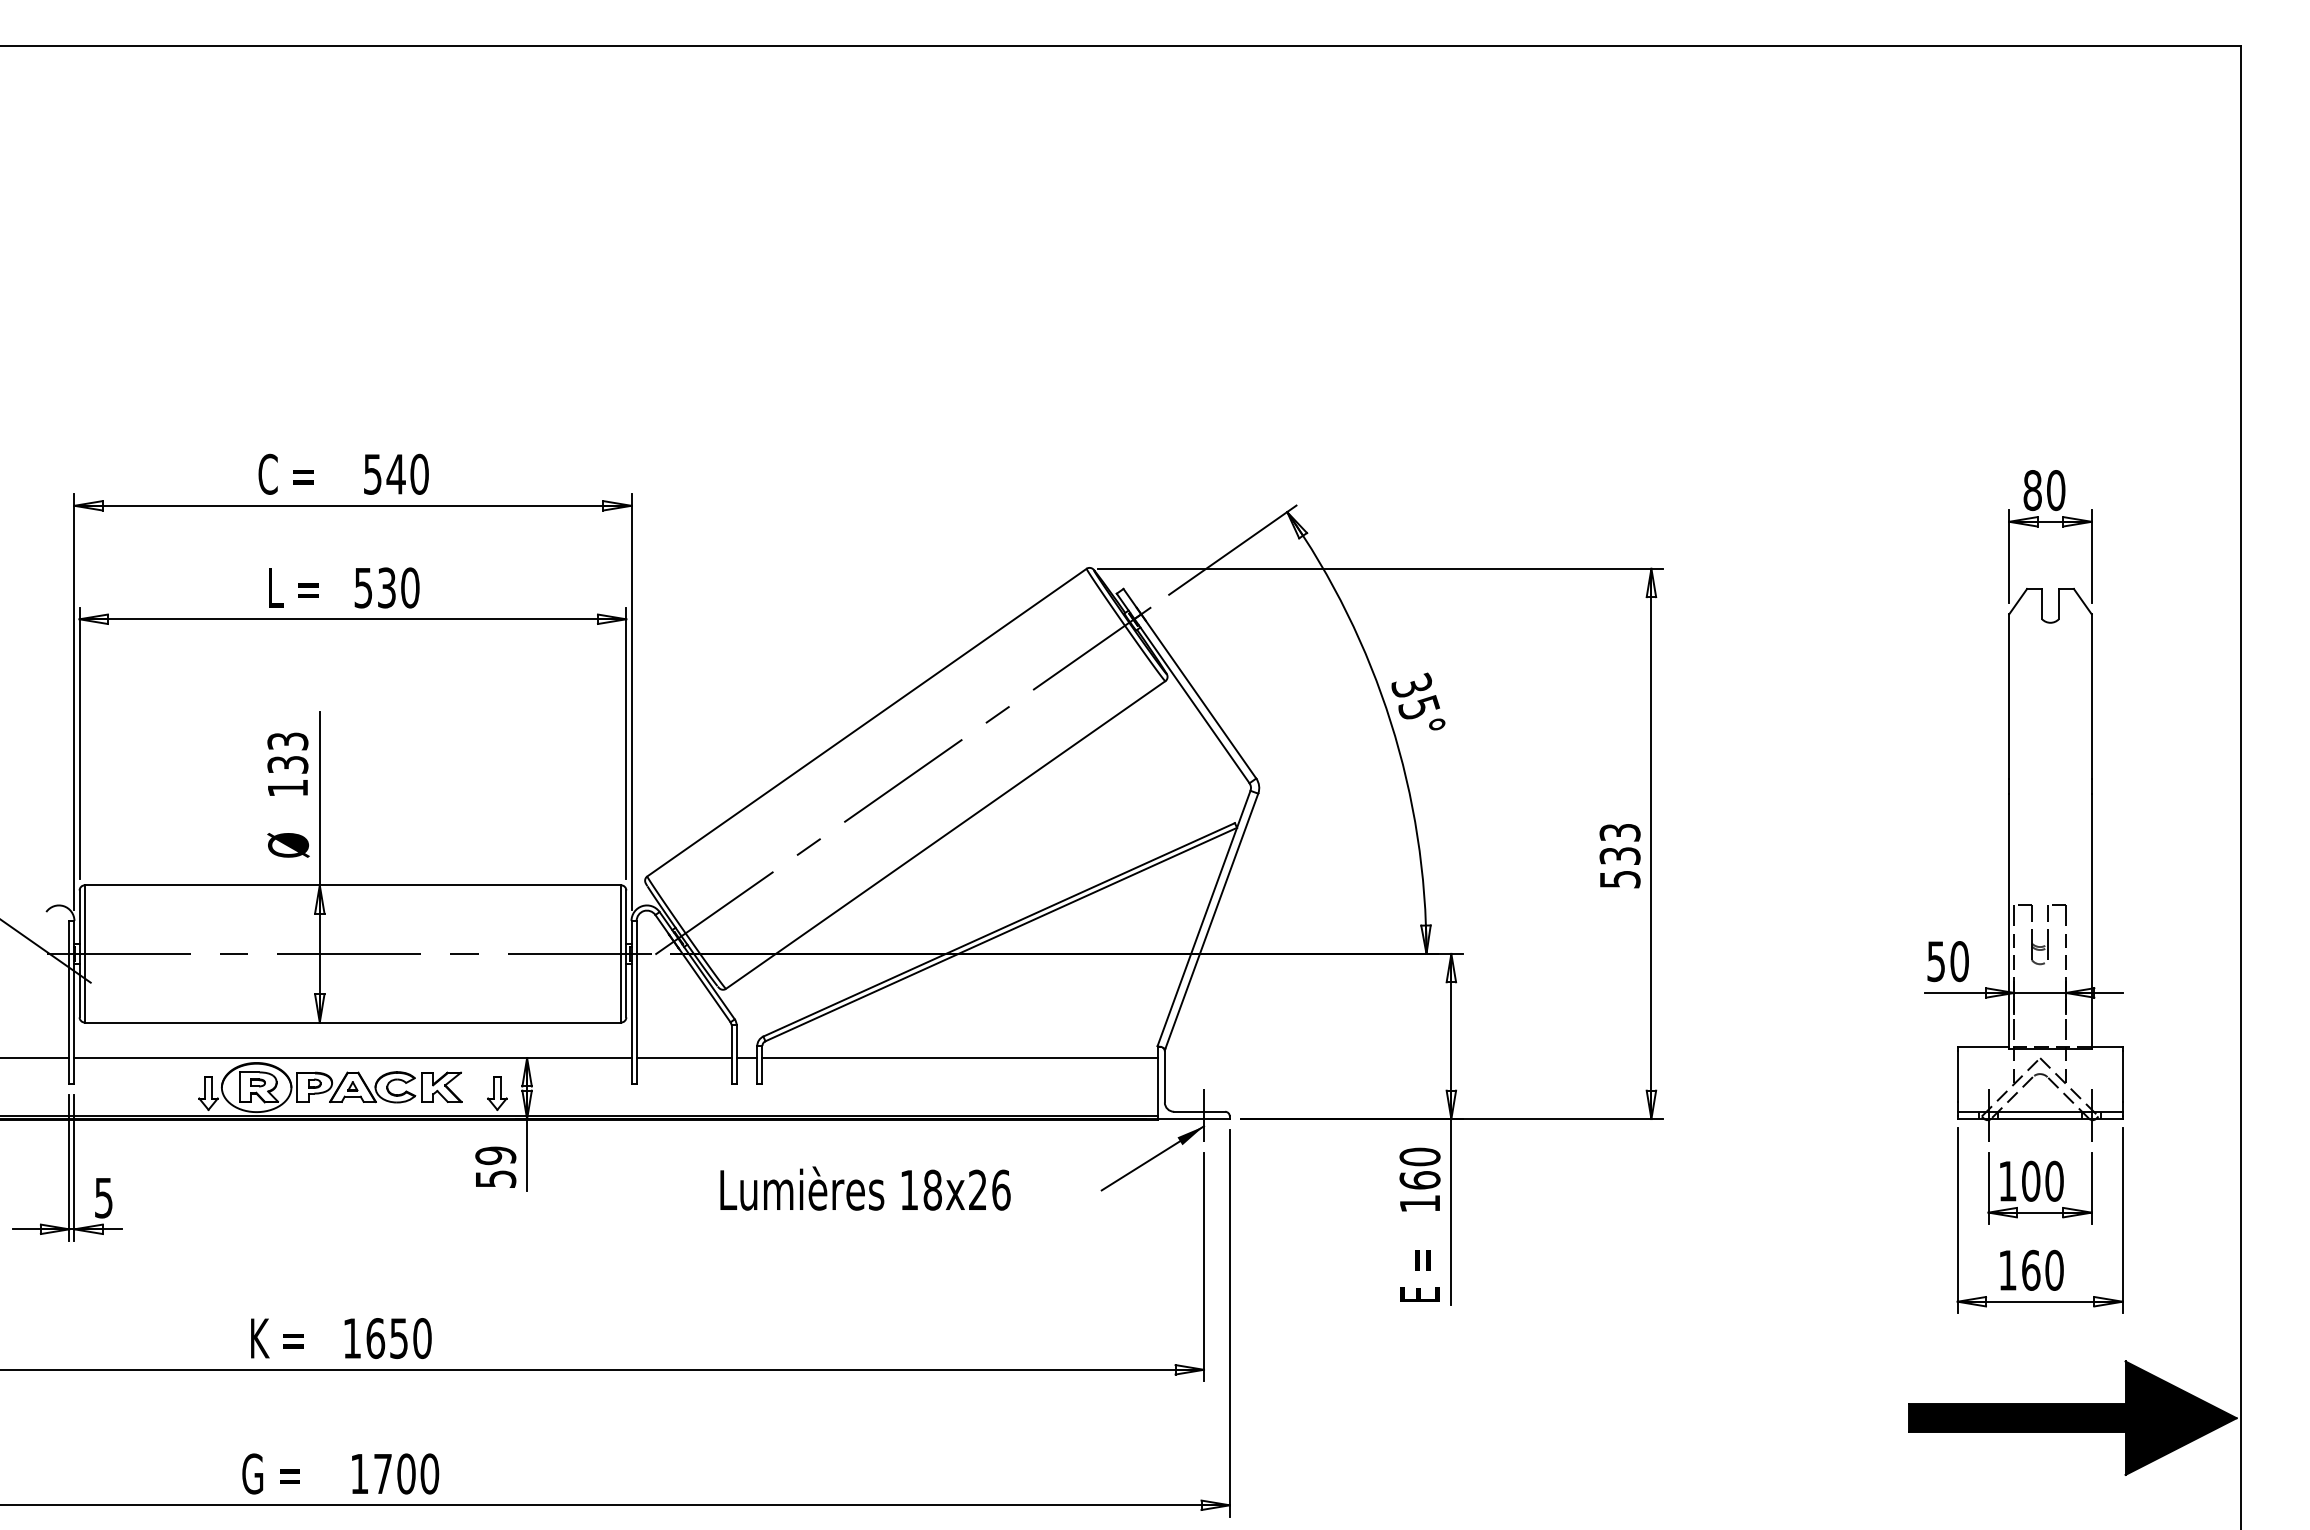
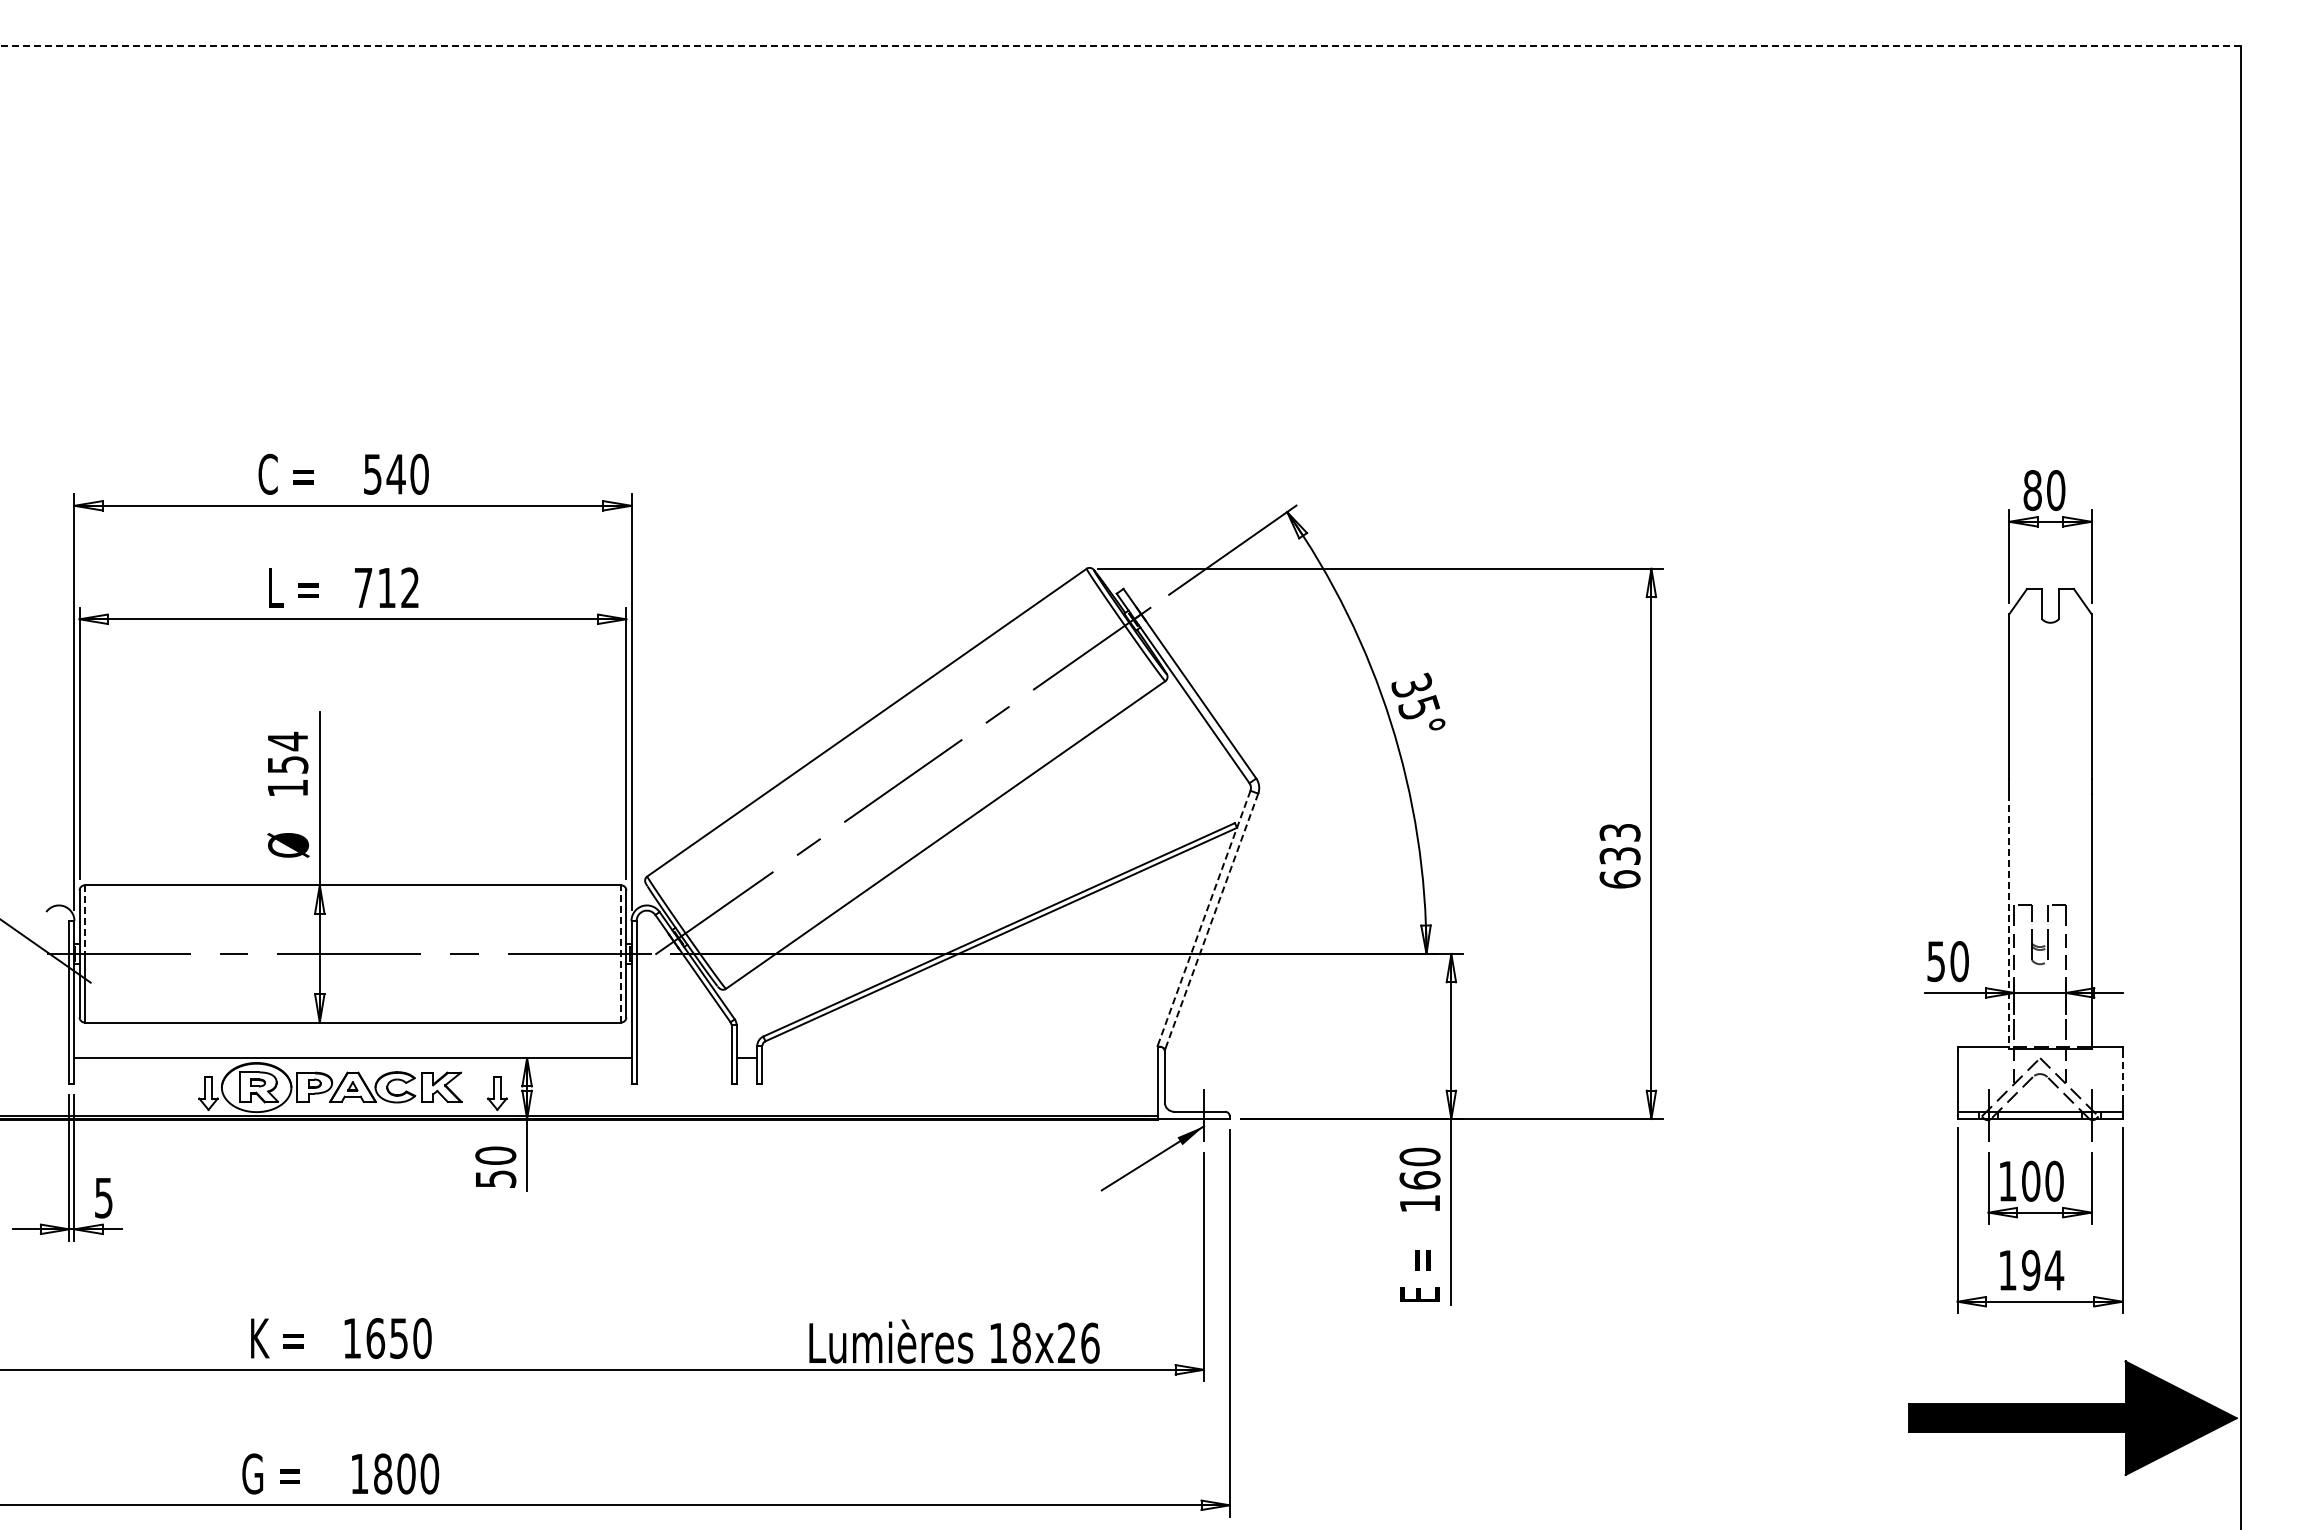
line: solid -> dashed (1120, 45)
text: 530 -> 712 (386, 587)
text: 133 -> 154 (287, 752)
text: 533 -> 633 (1619, 879)
line: solid -> dashed (1204, 918)
line: solid -> dashed (84, 920)
line: solid -> dashed (1211, 921)
line: solid -> dashed (2009, 921)
line: solid -> dashed (621, 953)
line: present -> none (35, 1058)
line: present -> none (683, 1058)
line: present -> none (959, 1058)
line: solid -> dashed (2122, 1076)
text: 59 -> 50 (495, 1155)
text position: (865, 1188) -> (954, 1341) (954, 1341)
text: 160 -> 194 (2042, 1269)
text: 1700 -> 1800 (383, 1473)
